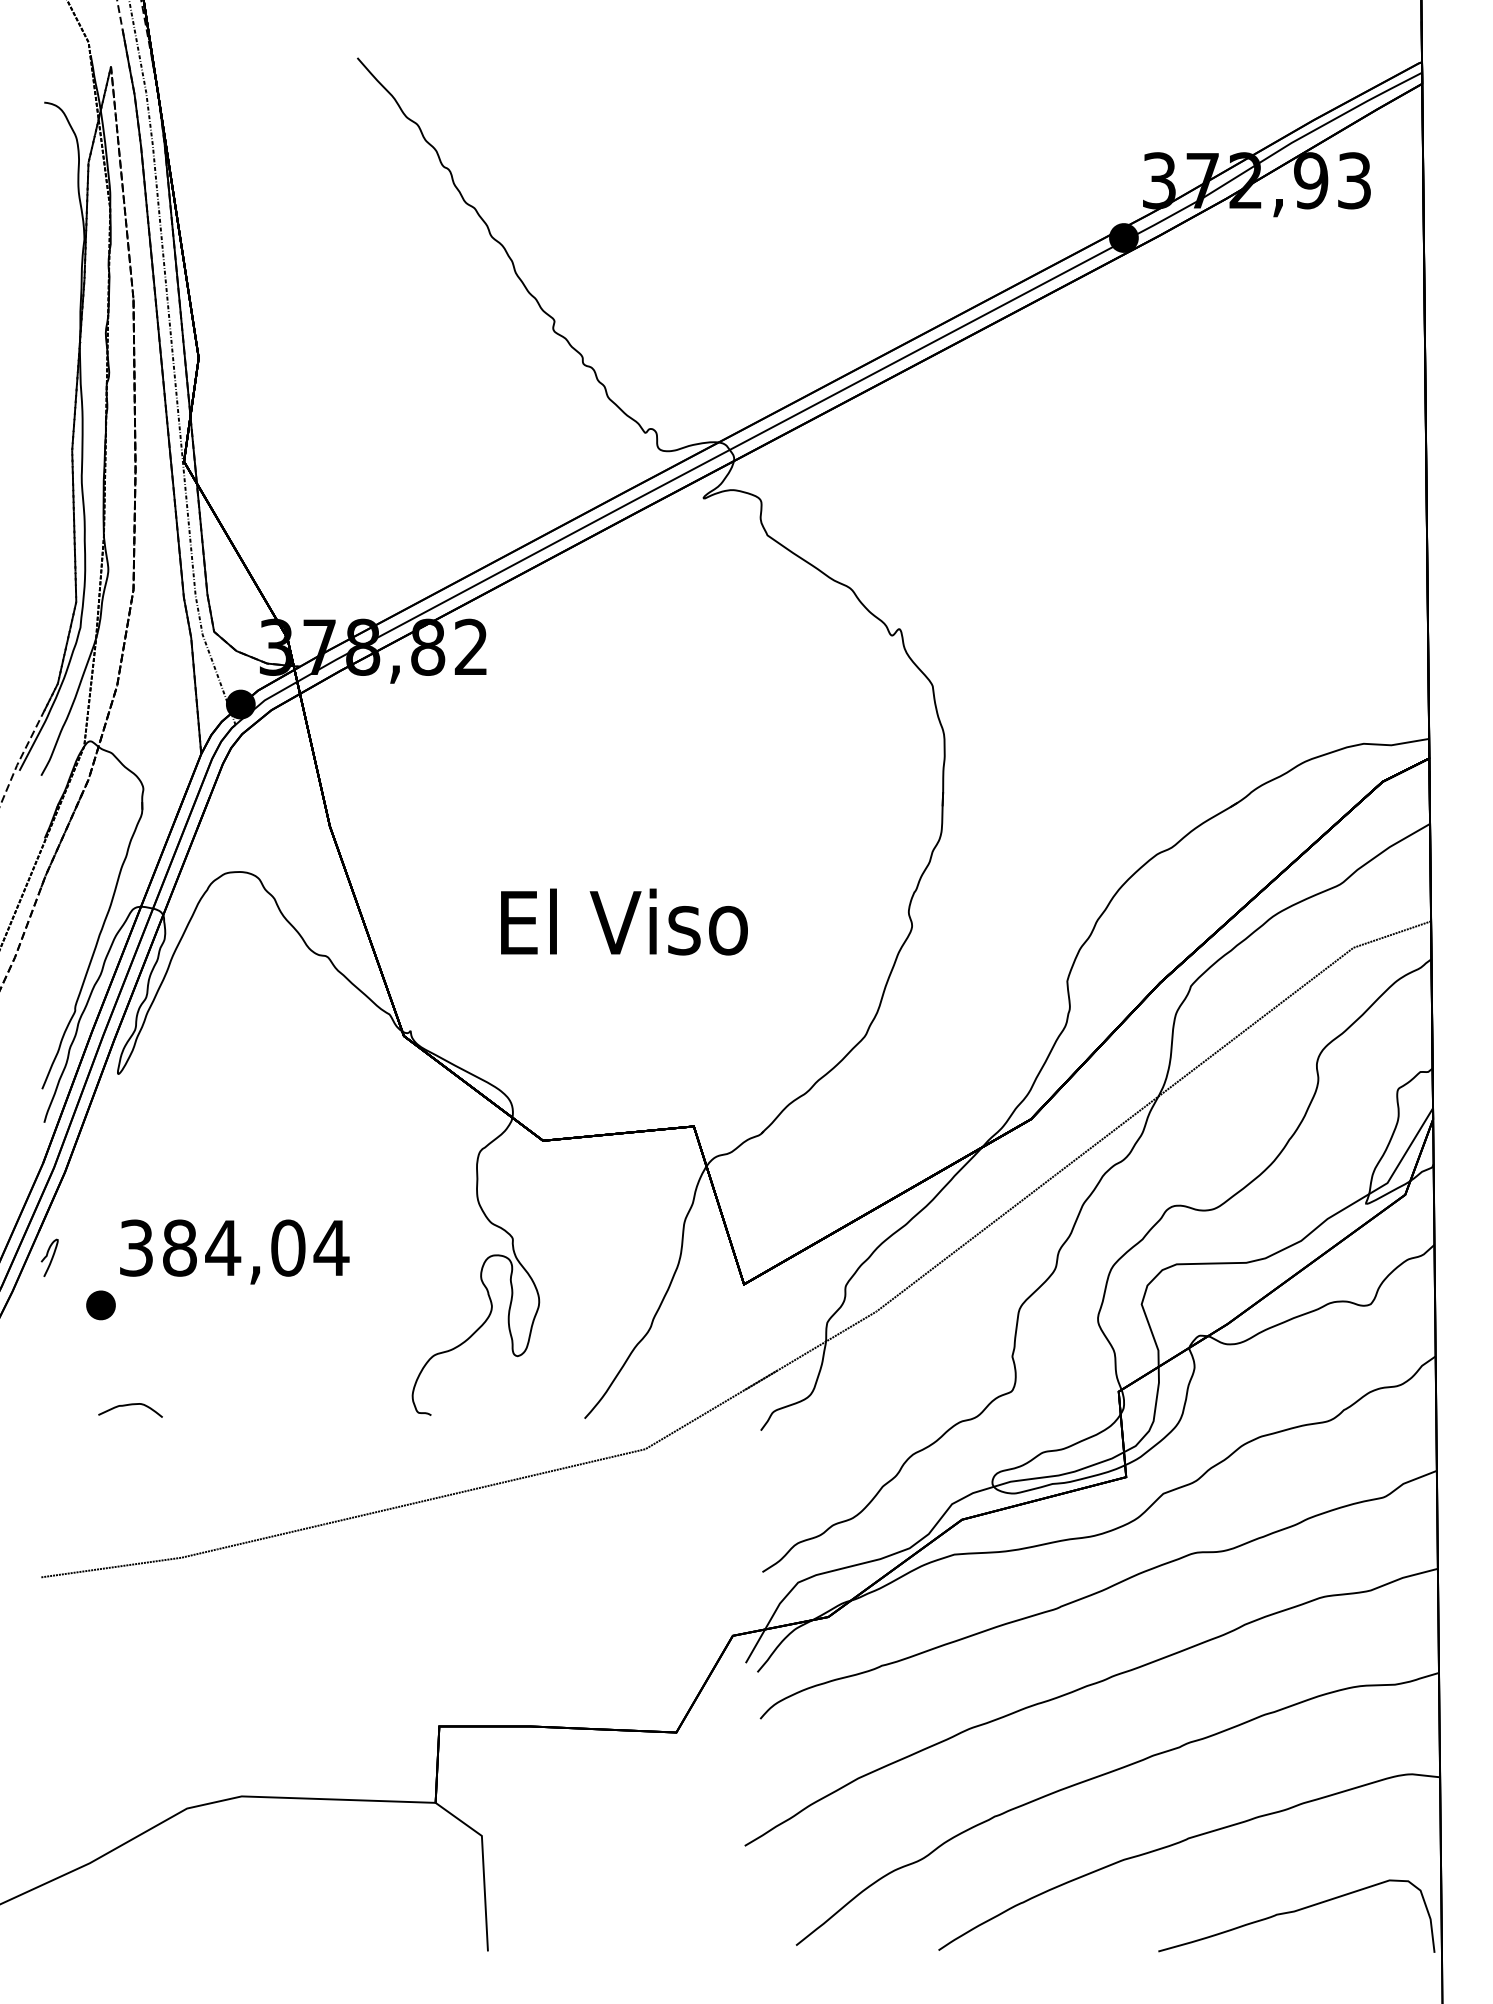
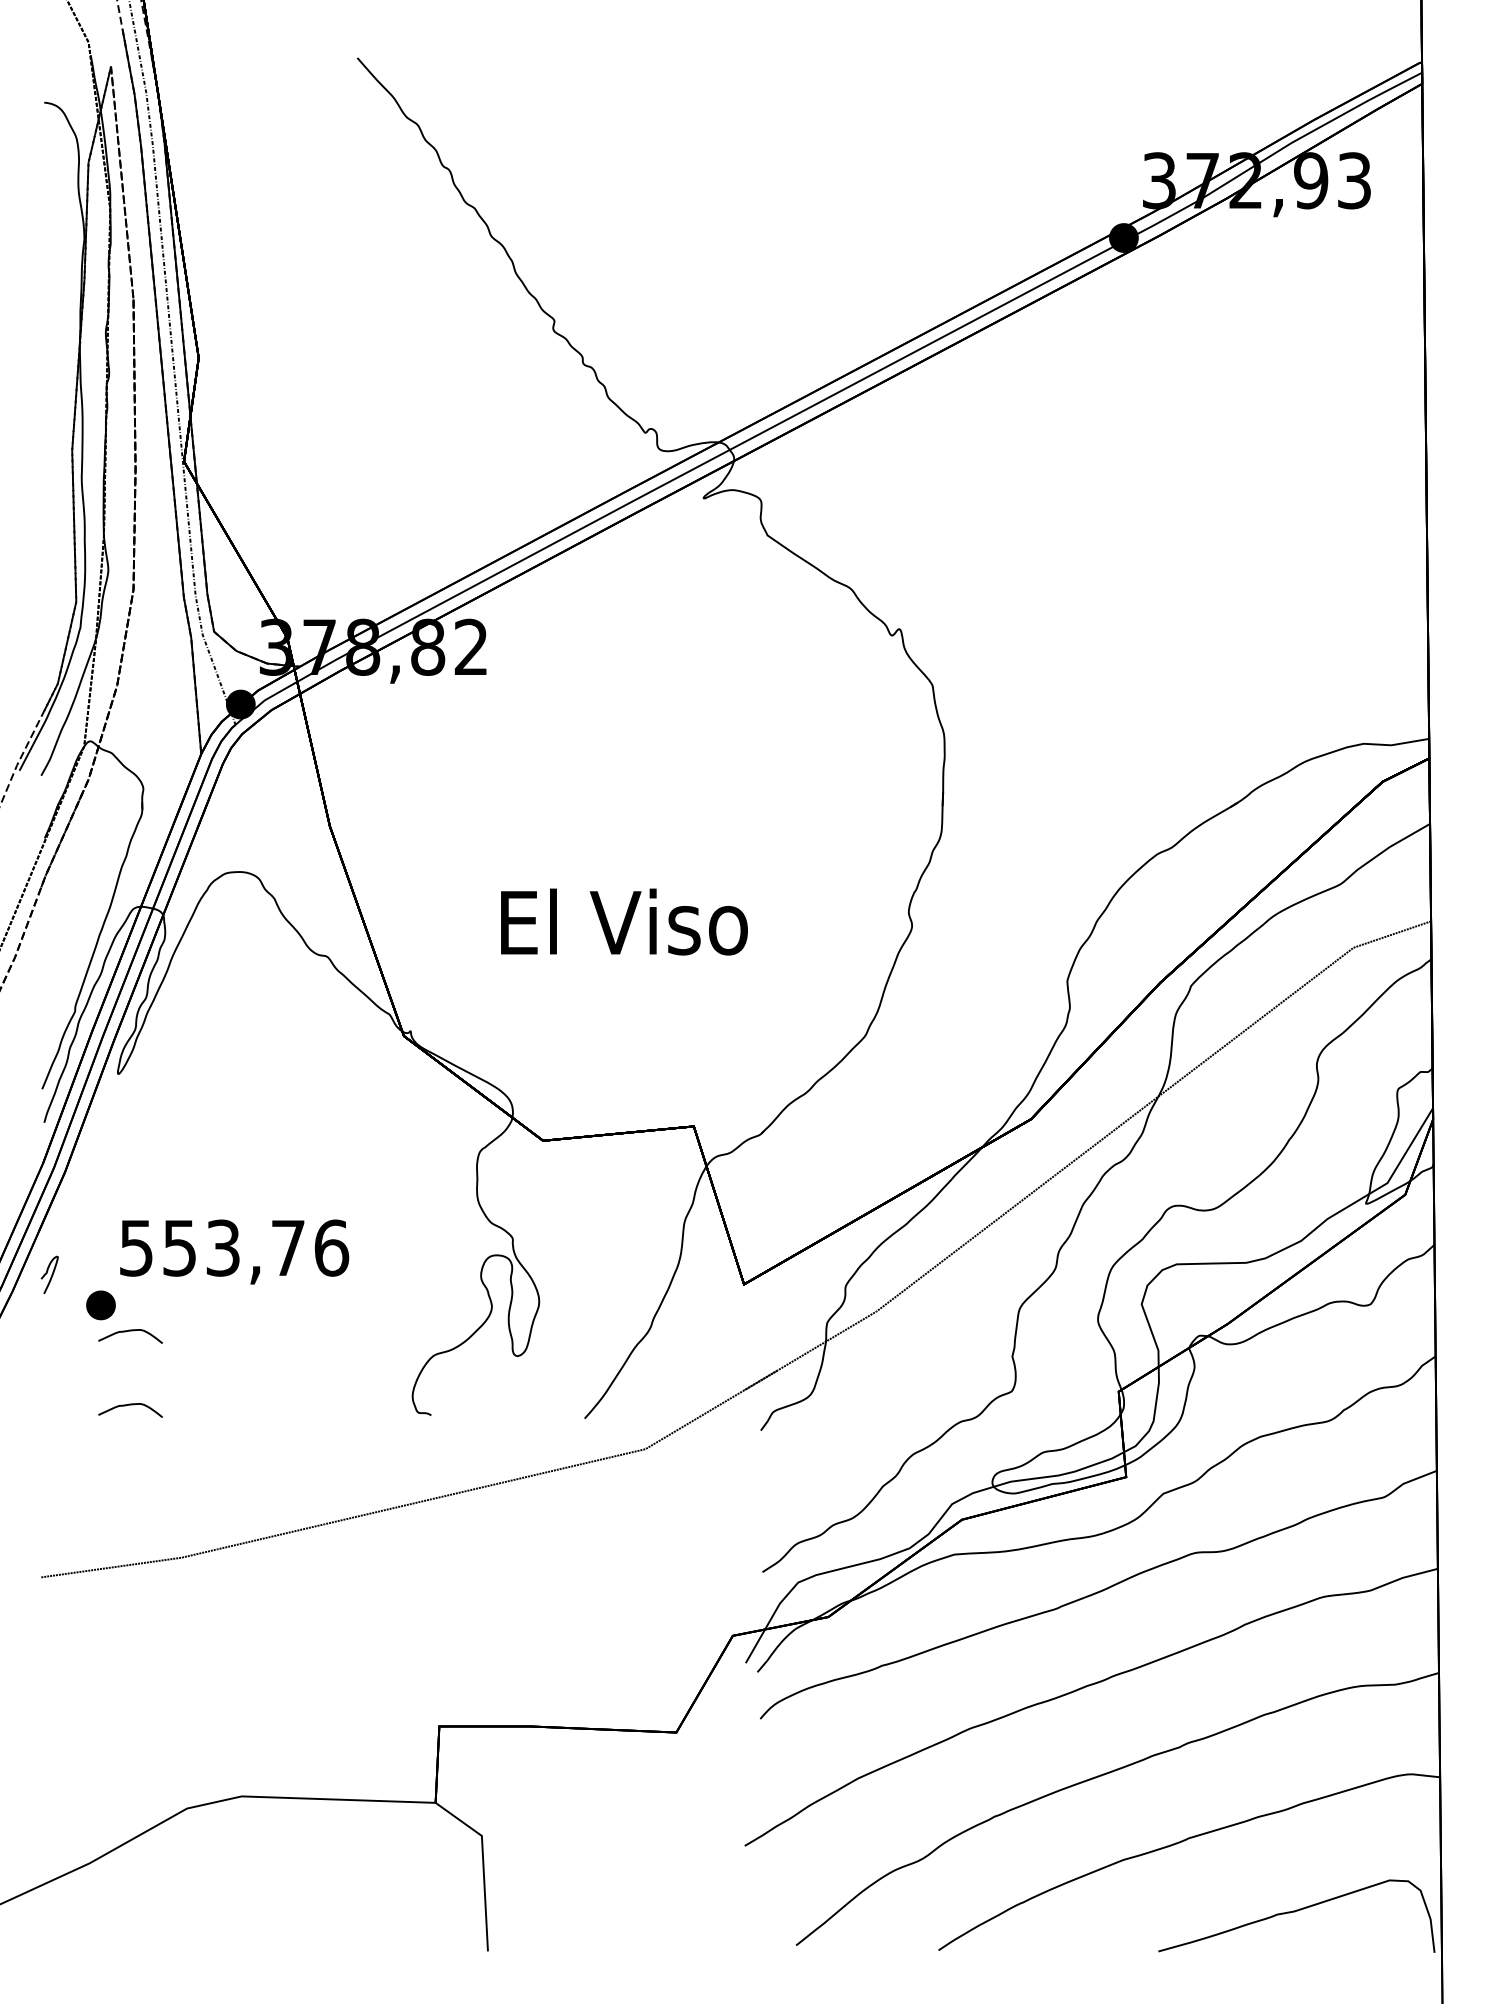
text: 384,04 -> 553,76 (234, 1247)
curve position: (51, 1257) -> (51, 1274) (51, 1274)
curve: none -> present (130, 1331)
